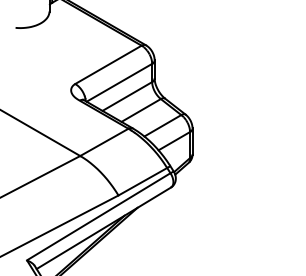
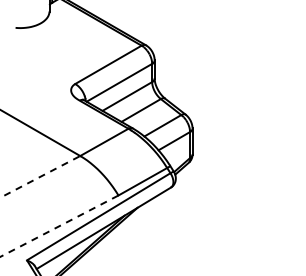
line: solid -> dashed (40, 176)
line: solid -> dashed (60, 225)
